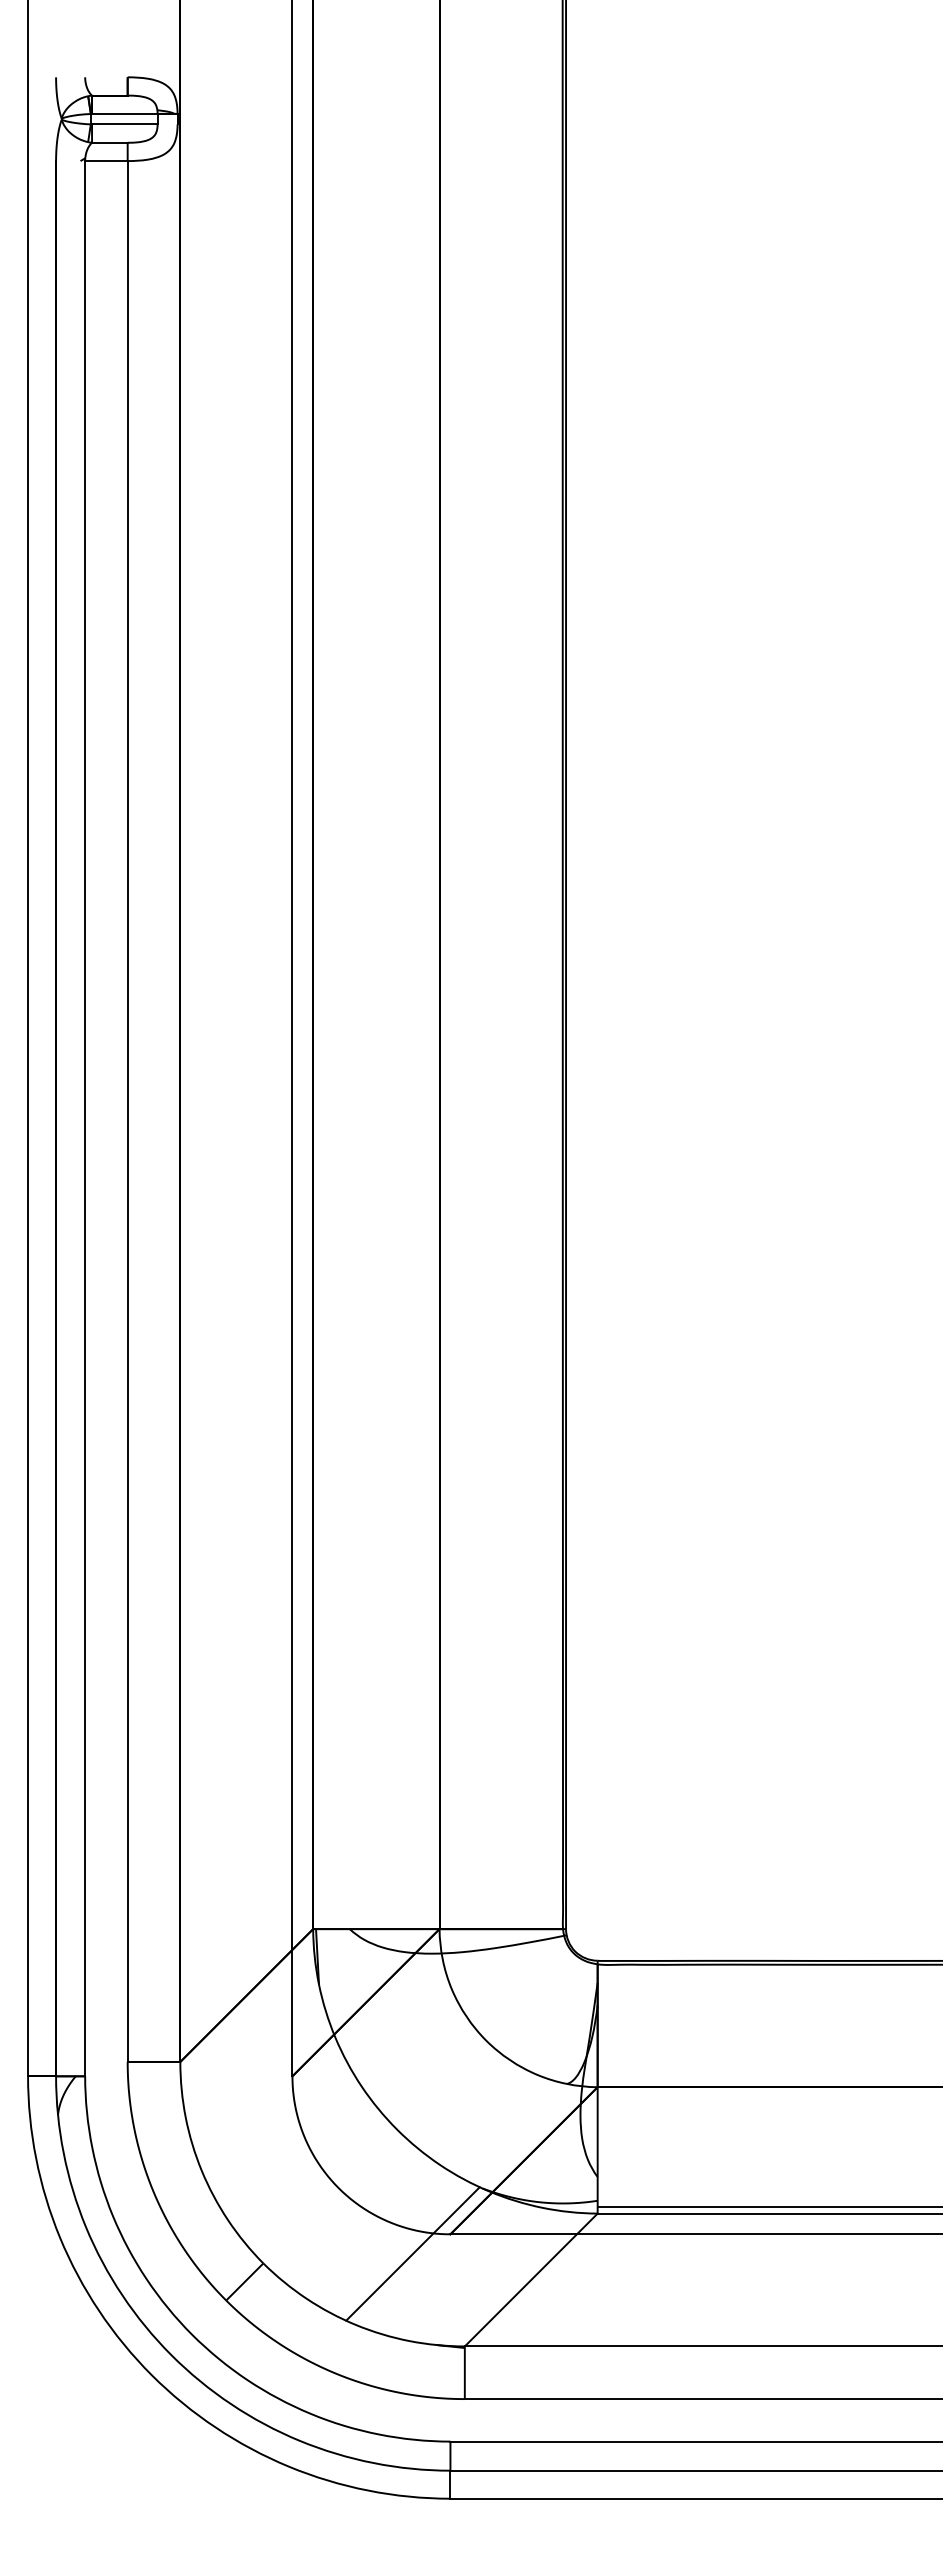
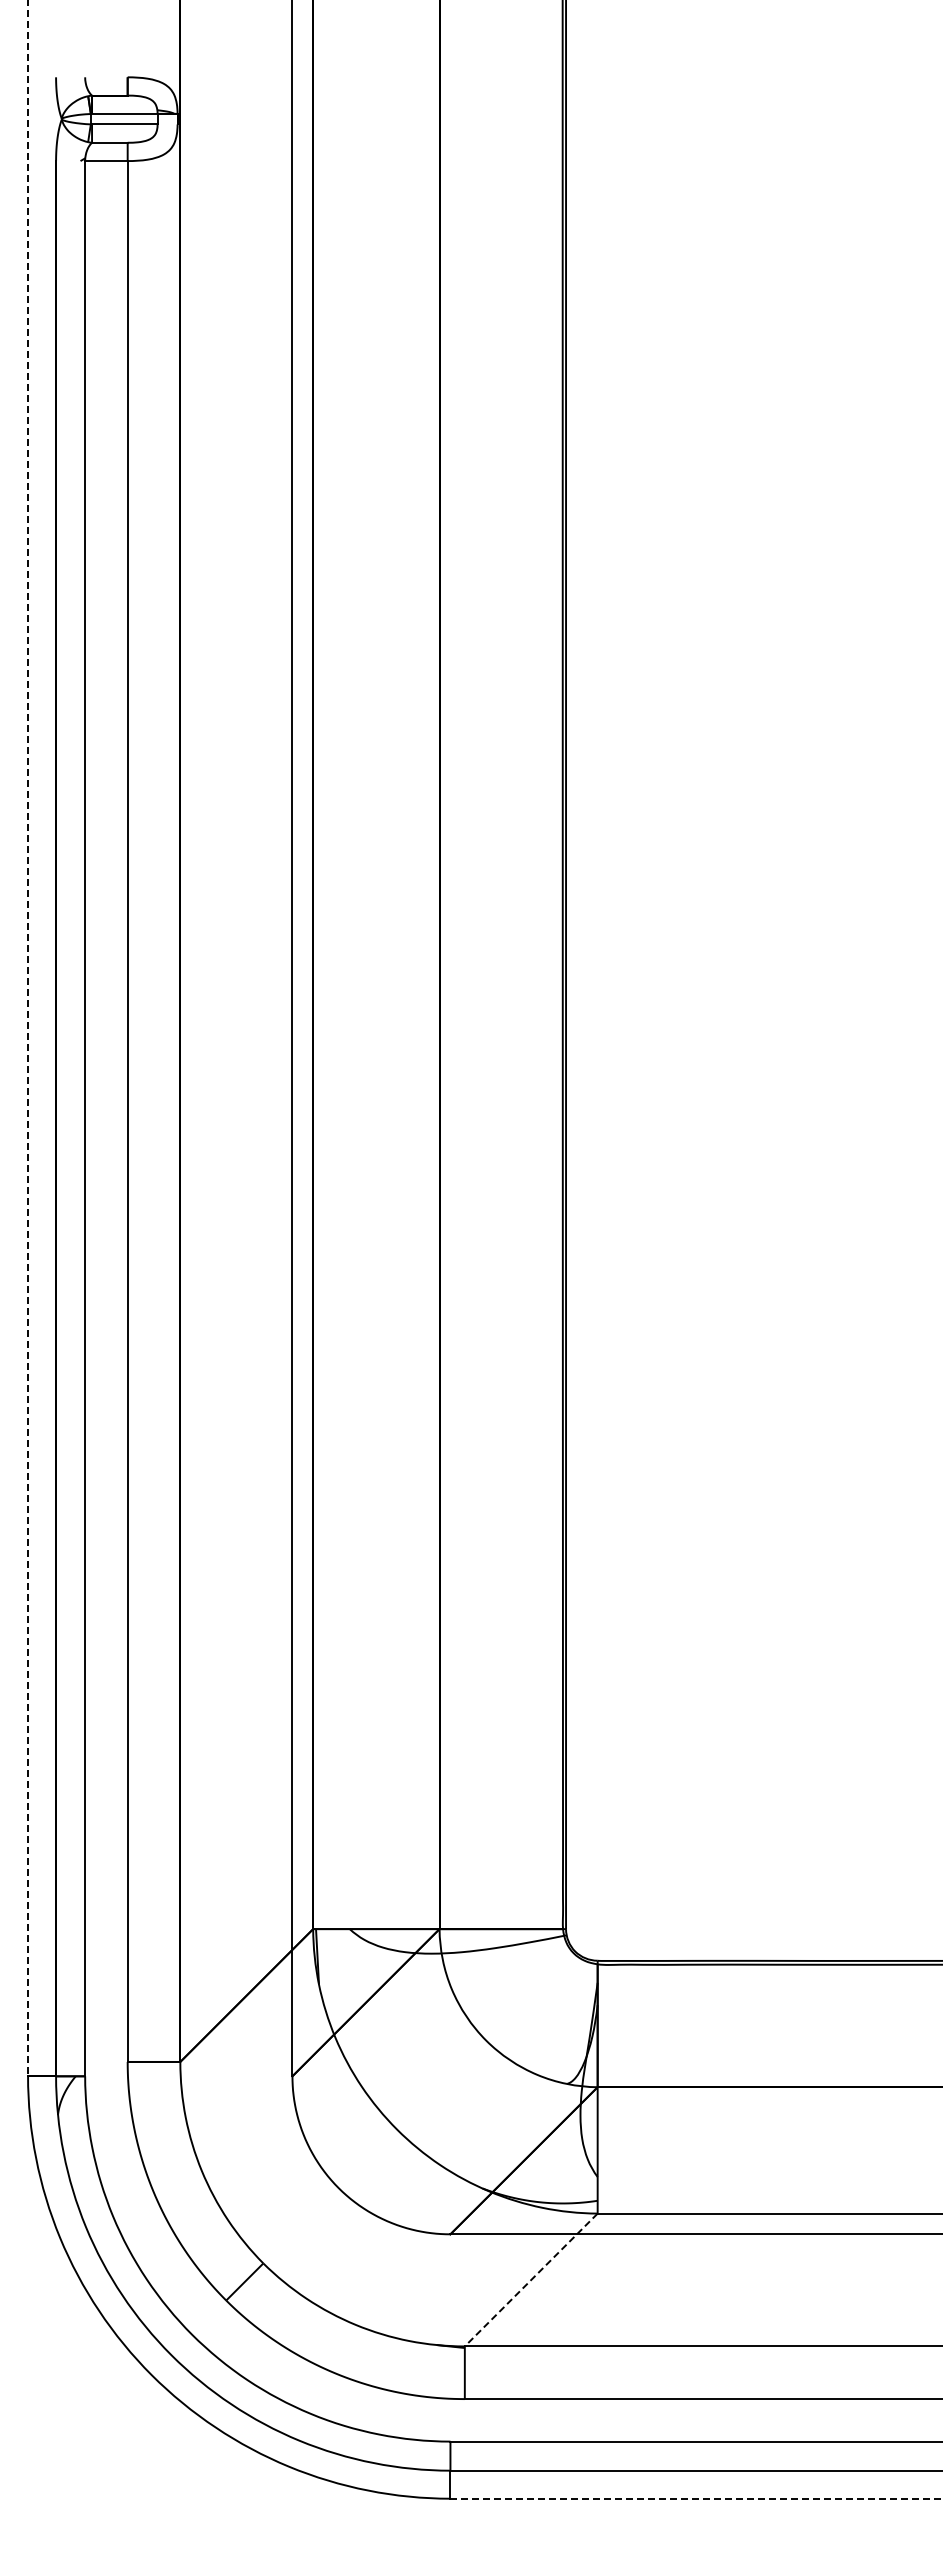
line: solid -> dashed (28, 1038)
line: present -> none (768, 2207)
line: present -> none (412, 2253)
line: solid -> dashed (531, 2280)
line: solid -> dashed (696, 2498)
